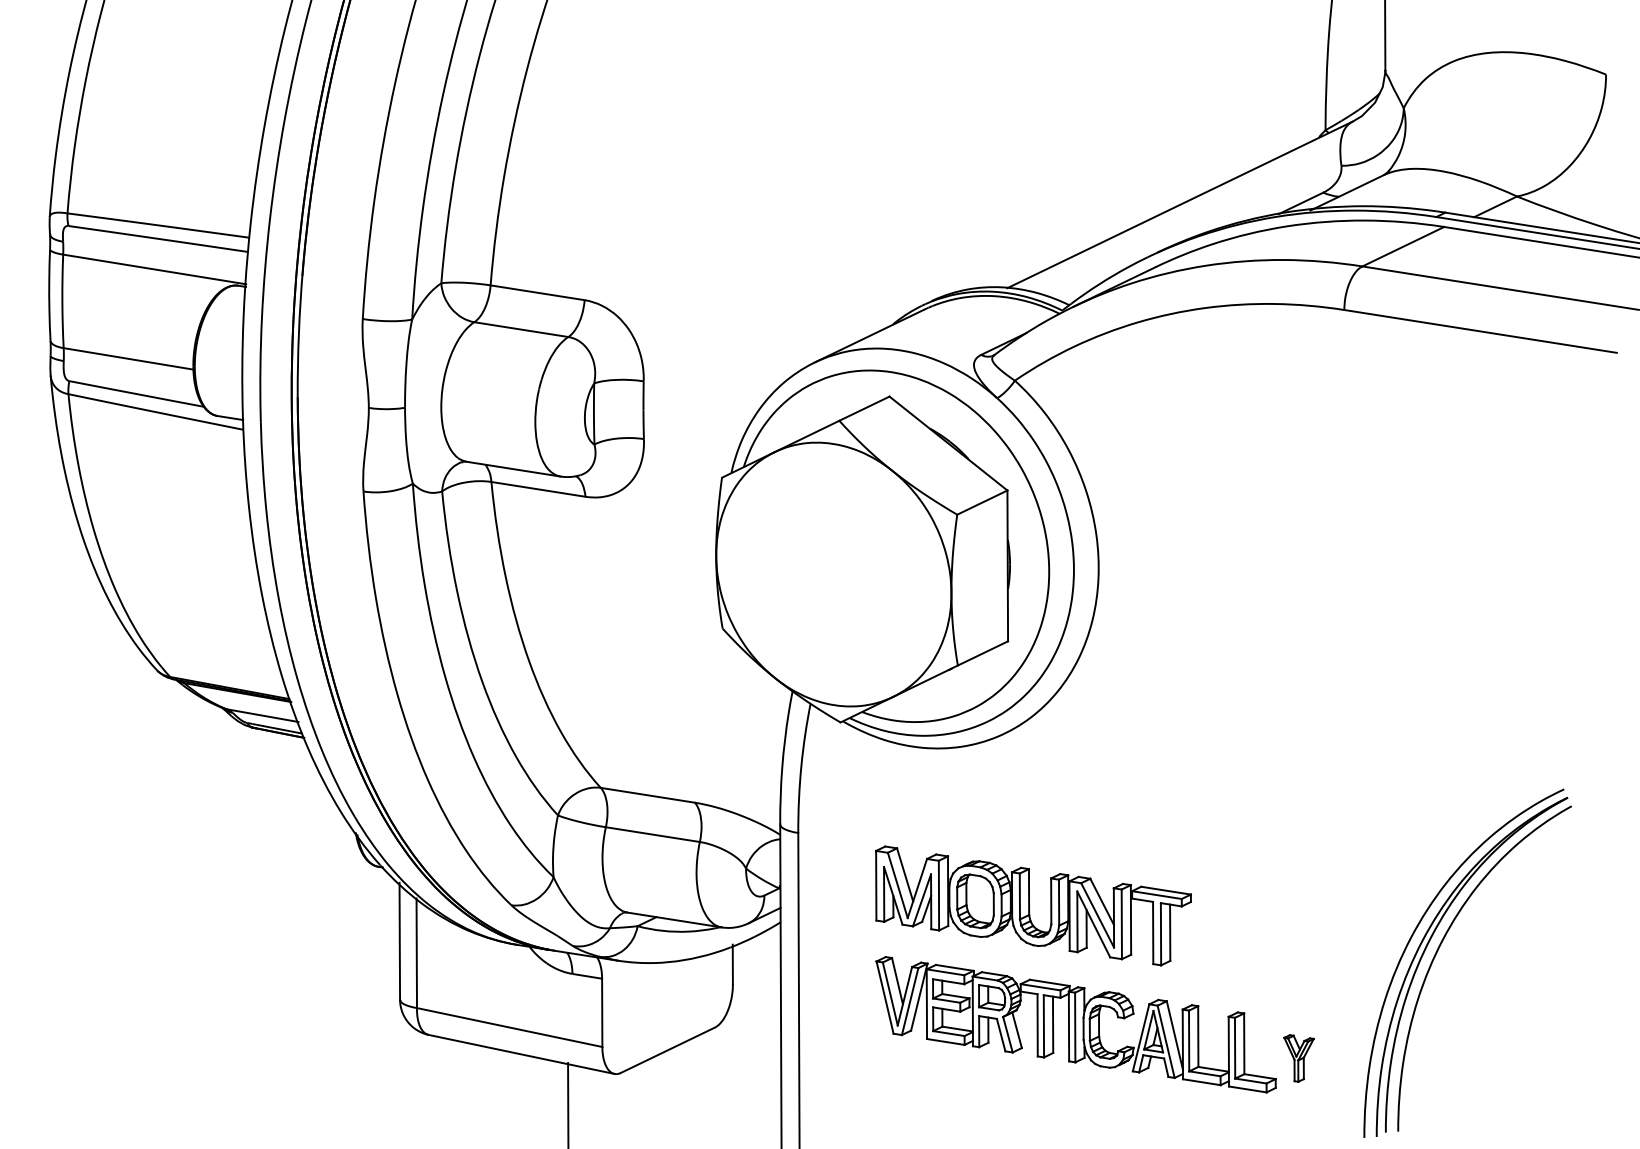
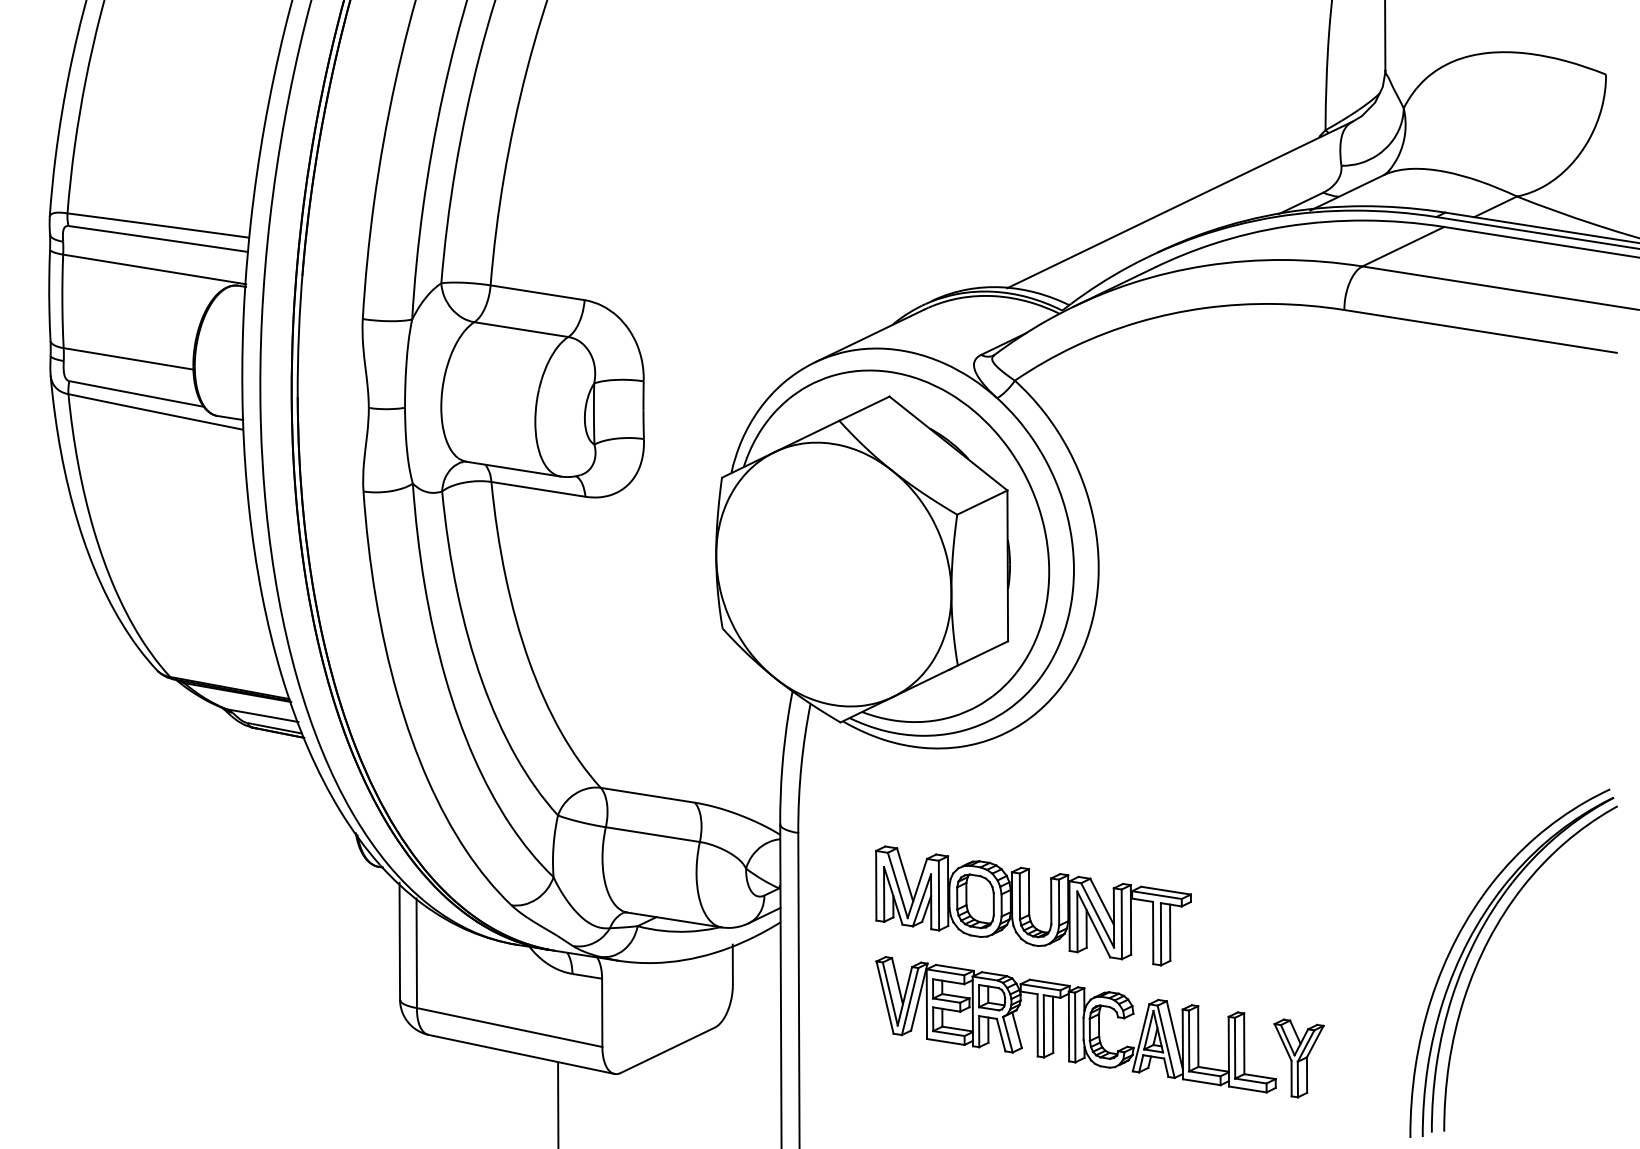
part position: (1438, 951) -> (1484, 951) (1484, 951)
part size: 32x49 px -> 52x81 px (1298, 1058)
line position: (568, 1103) -> (558, 1103) (558, 1103)
